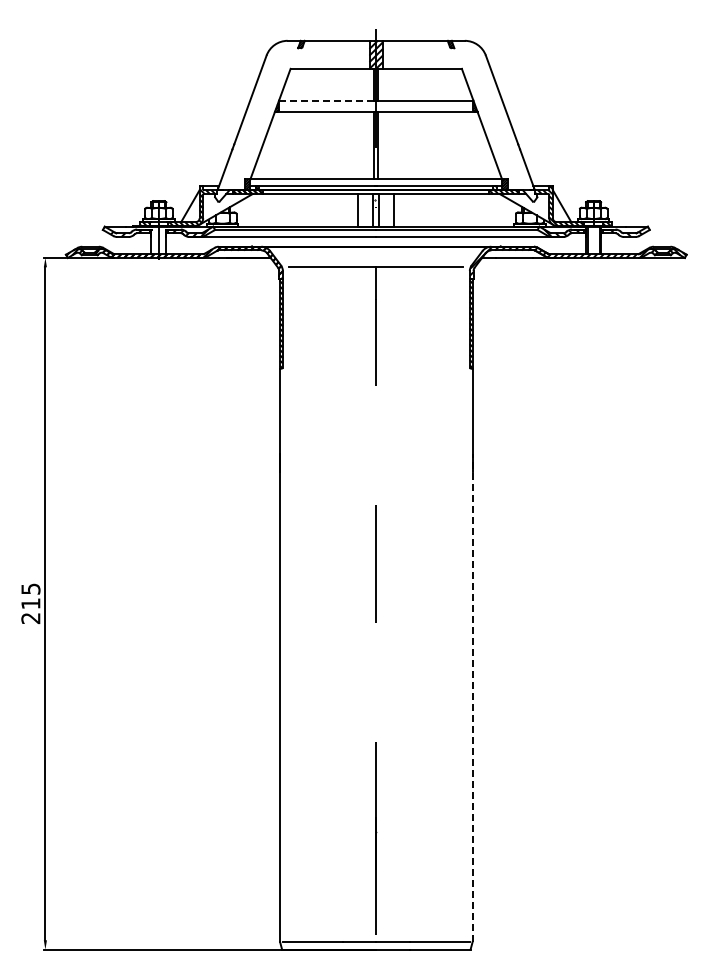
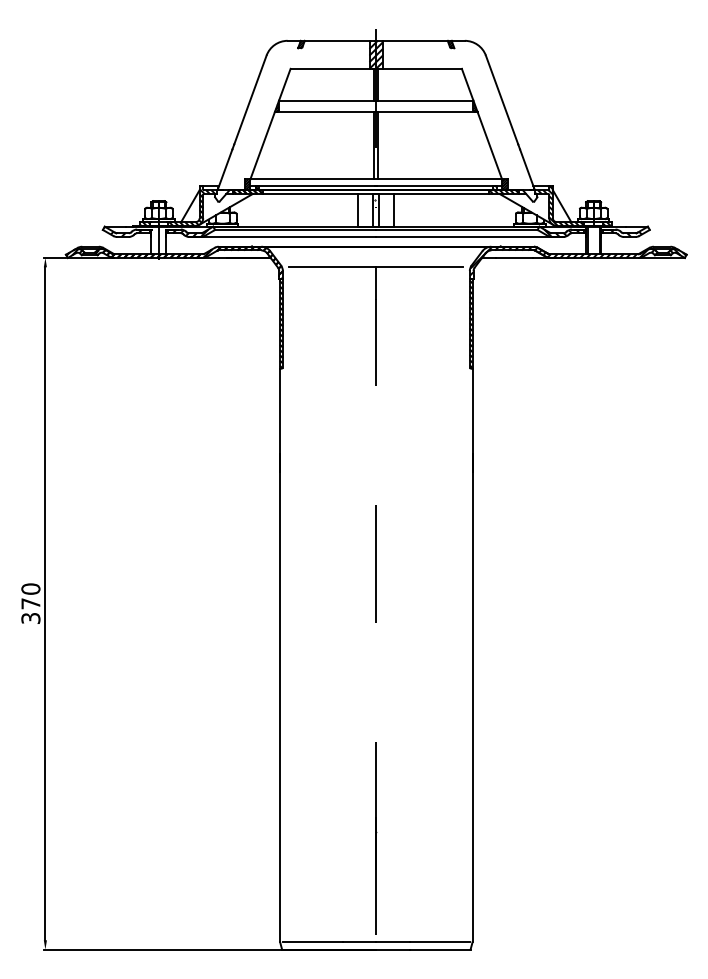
line: dashed -> solid (326, 100)
text: 215 -> 370 (30, 603)
line: dashed -> solid (472, 697)
